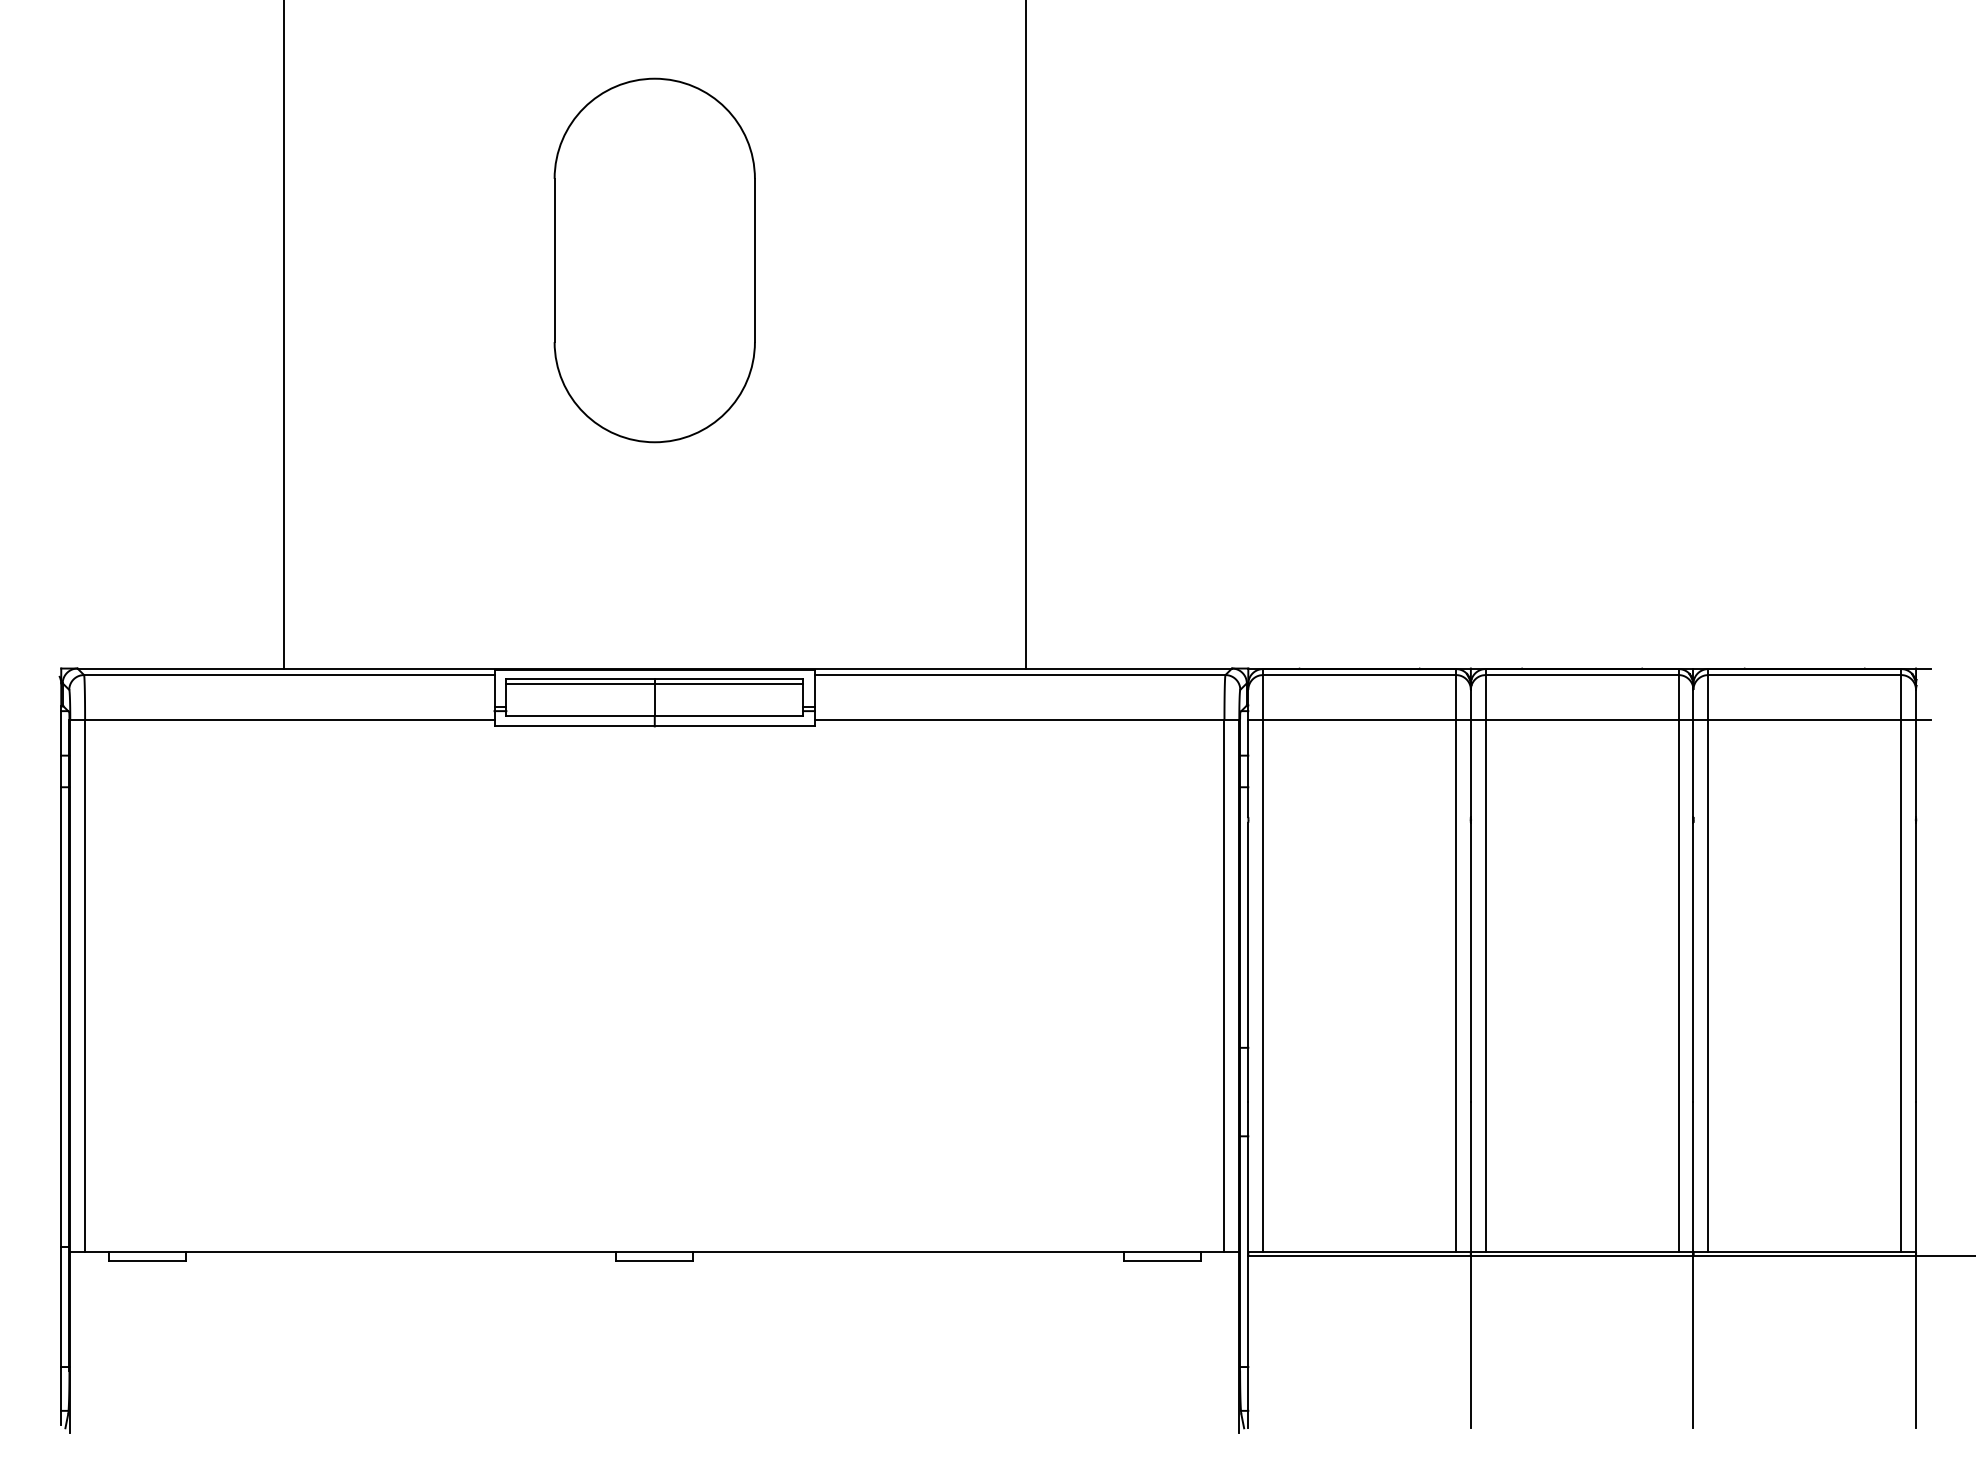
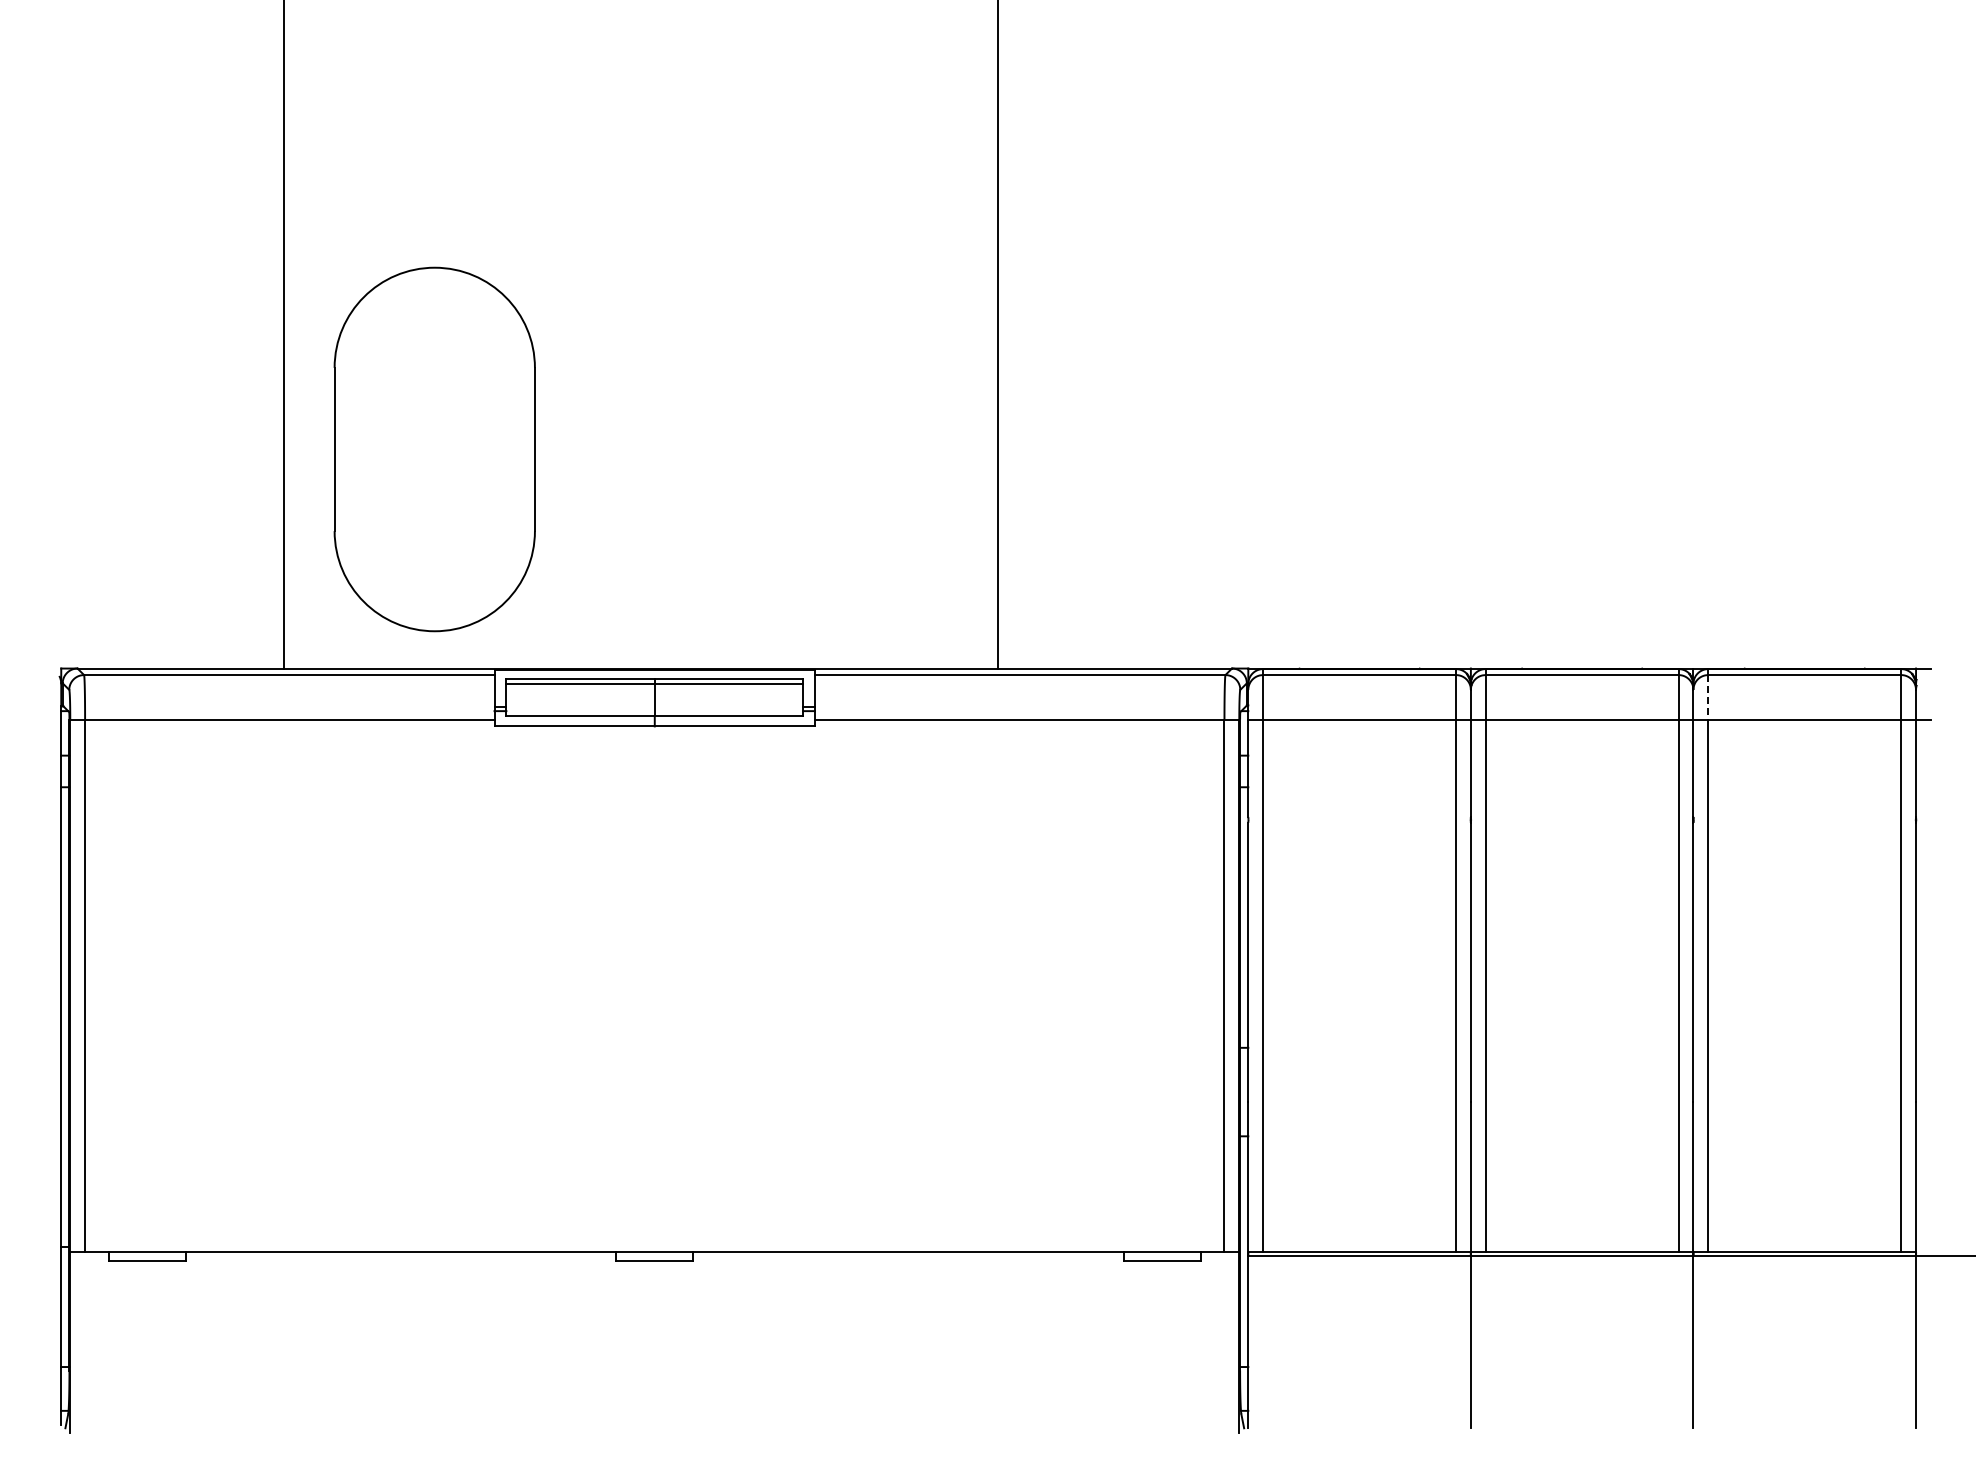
part position: (654, 260) -> (434, 449) (434, 449)
line position: (1025, 335) -> (997, 335) (997, 335)
line: solid -> dashed (1708, 697)
